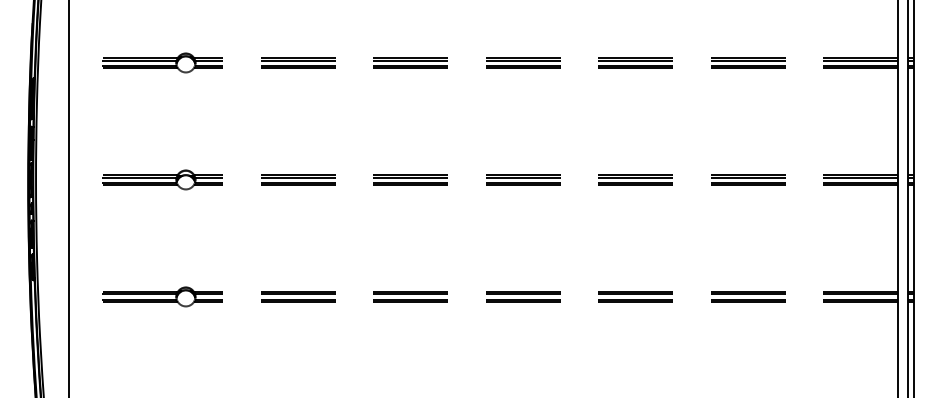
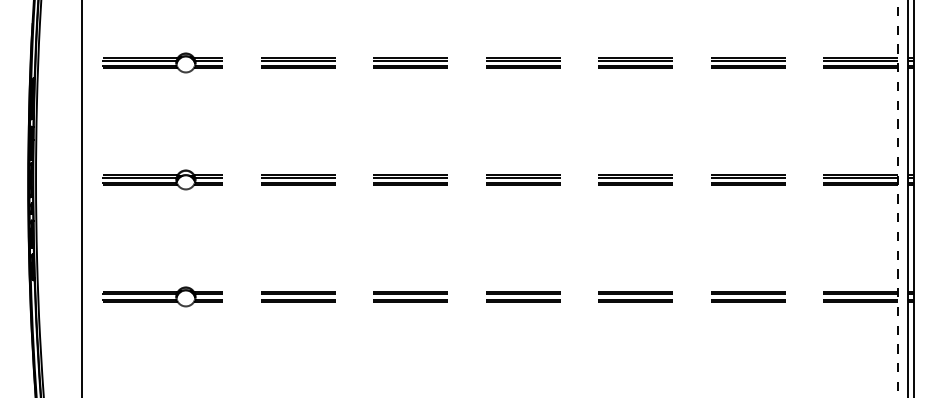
line position: (68, 198) -> (81, 198) (81, 198)
line: solid -> dashed (898, 199)
